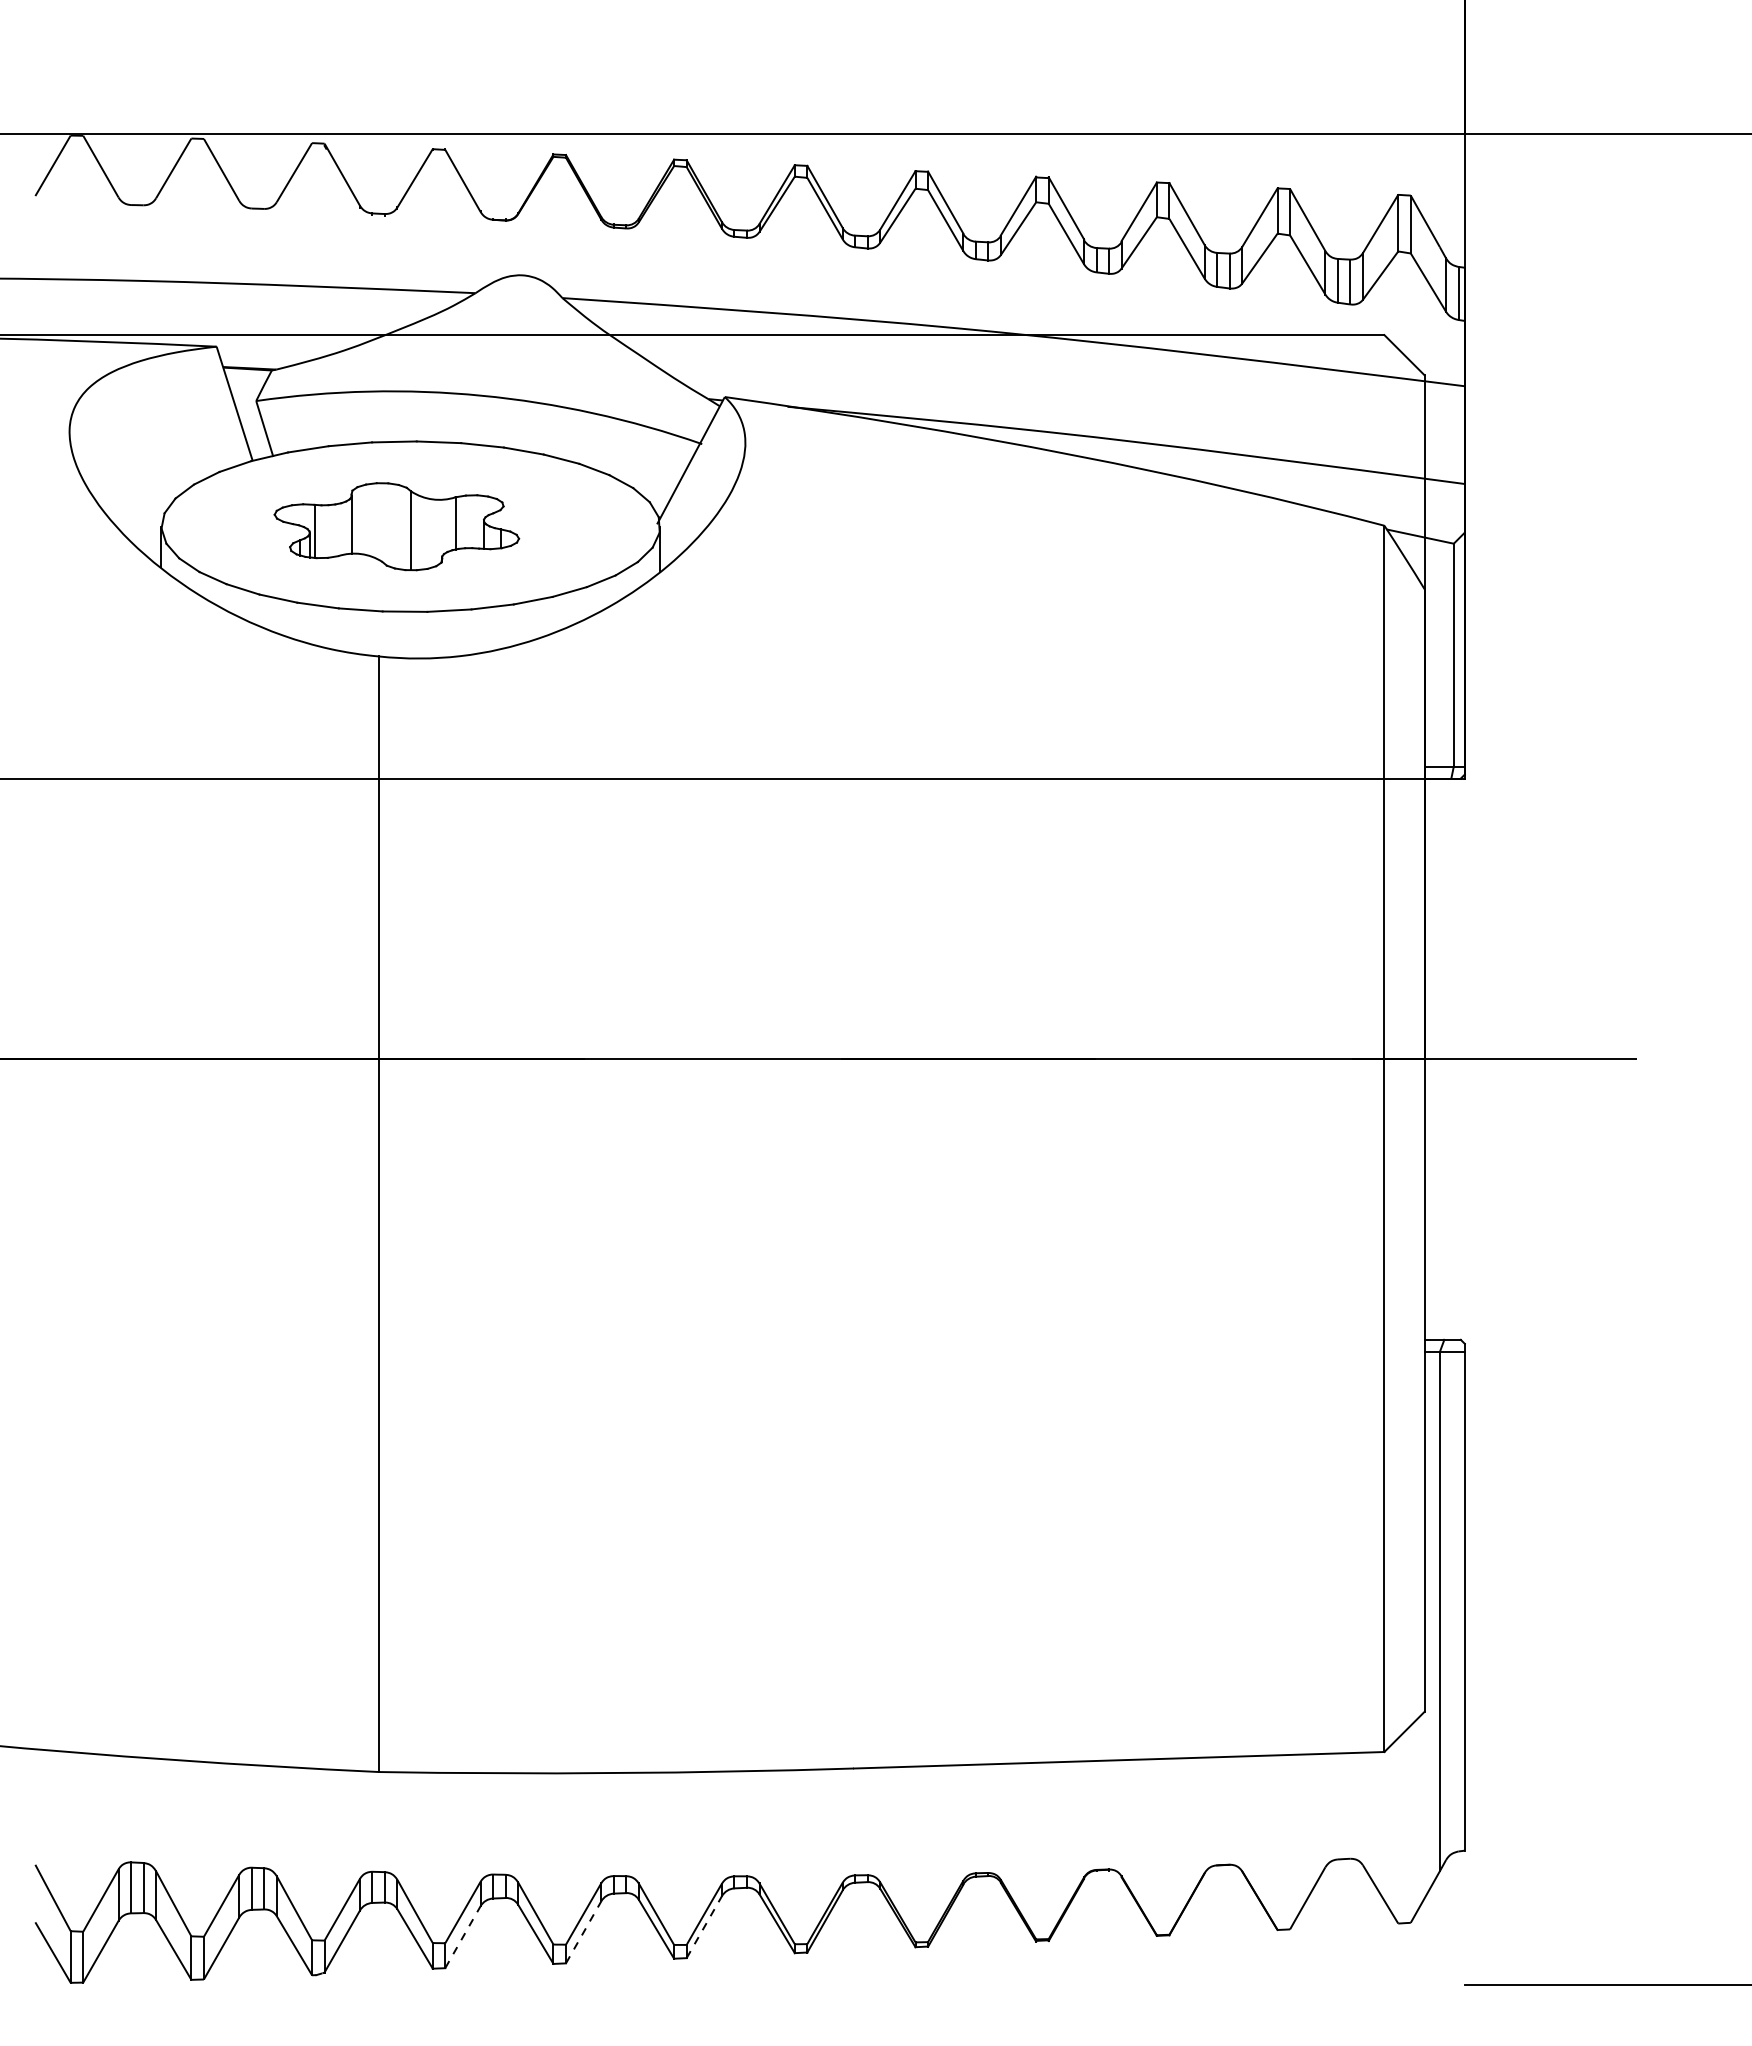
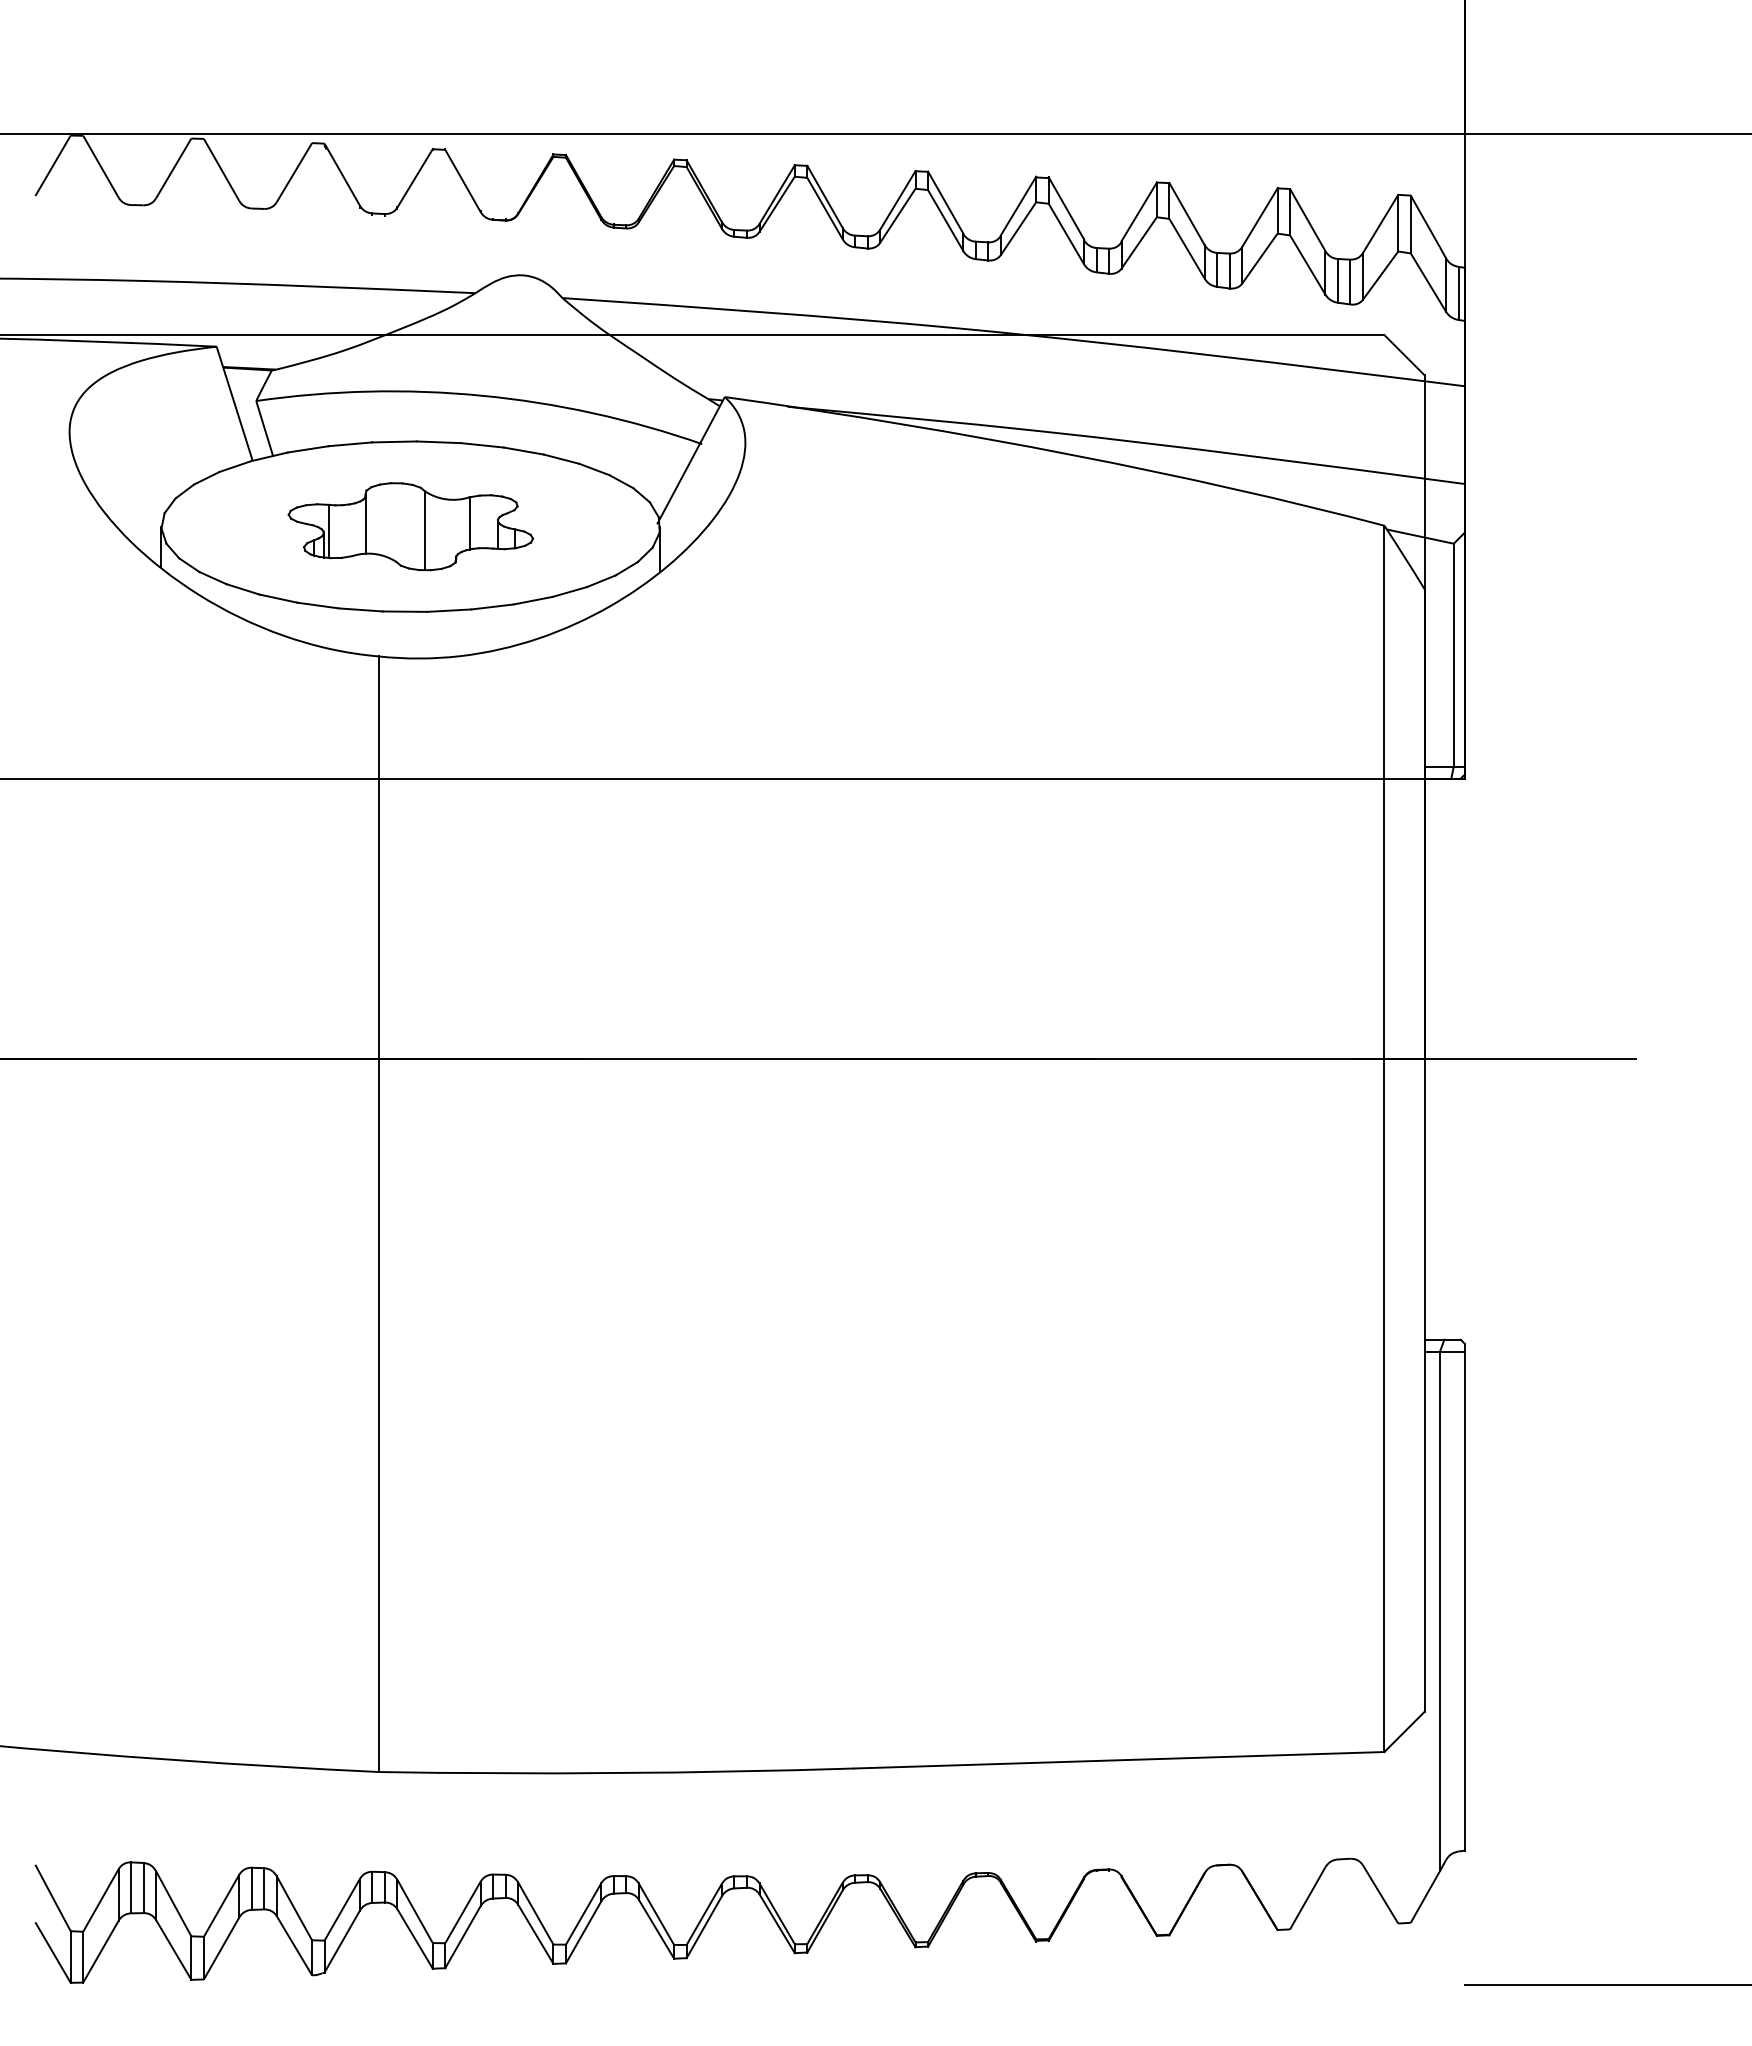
part position: (396, 526) -> (410, 526) (410, 526)
line: dashed -> solid (704, 1927)
line: dashed -> solid (583, 1932)
line: dashed -> solid (462, 1937)
